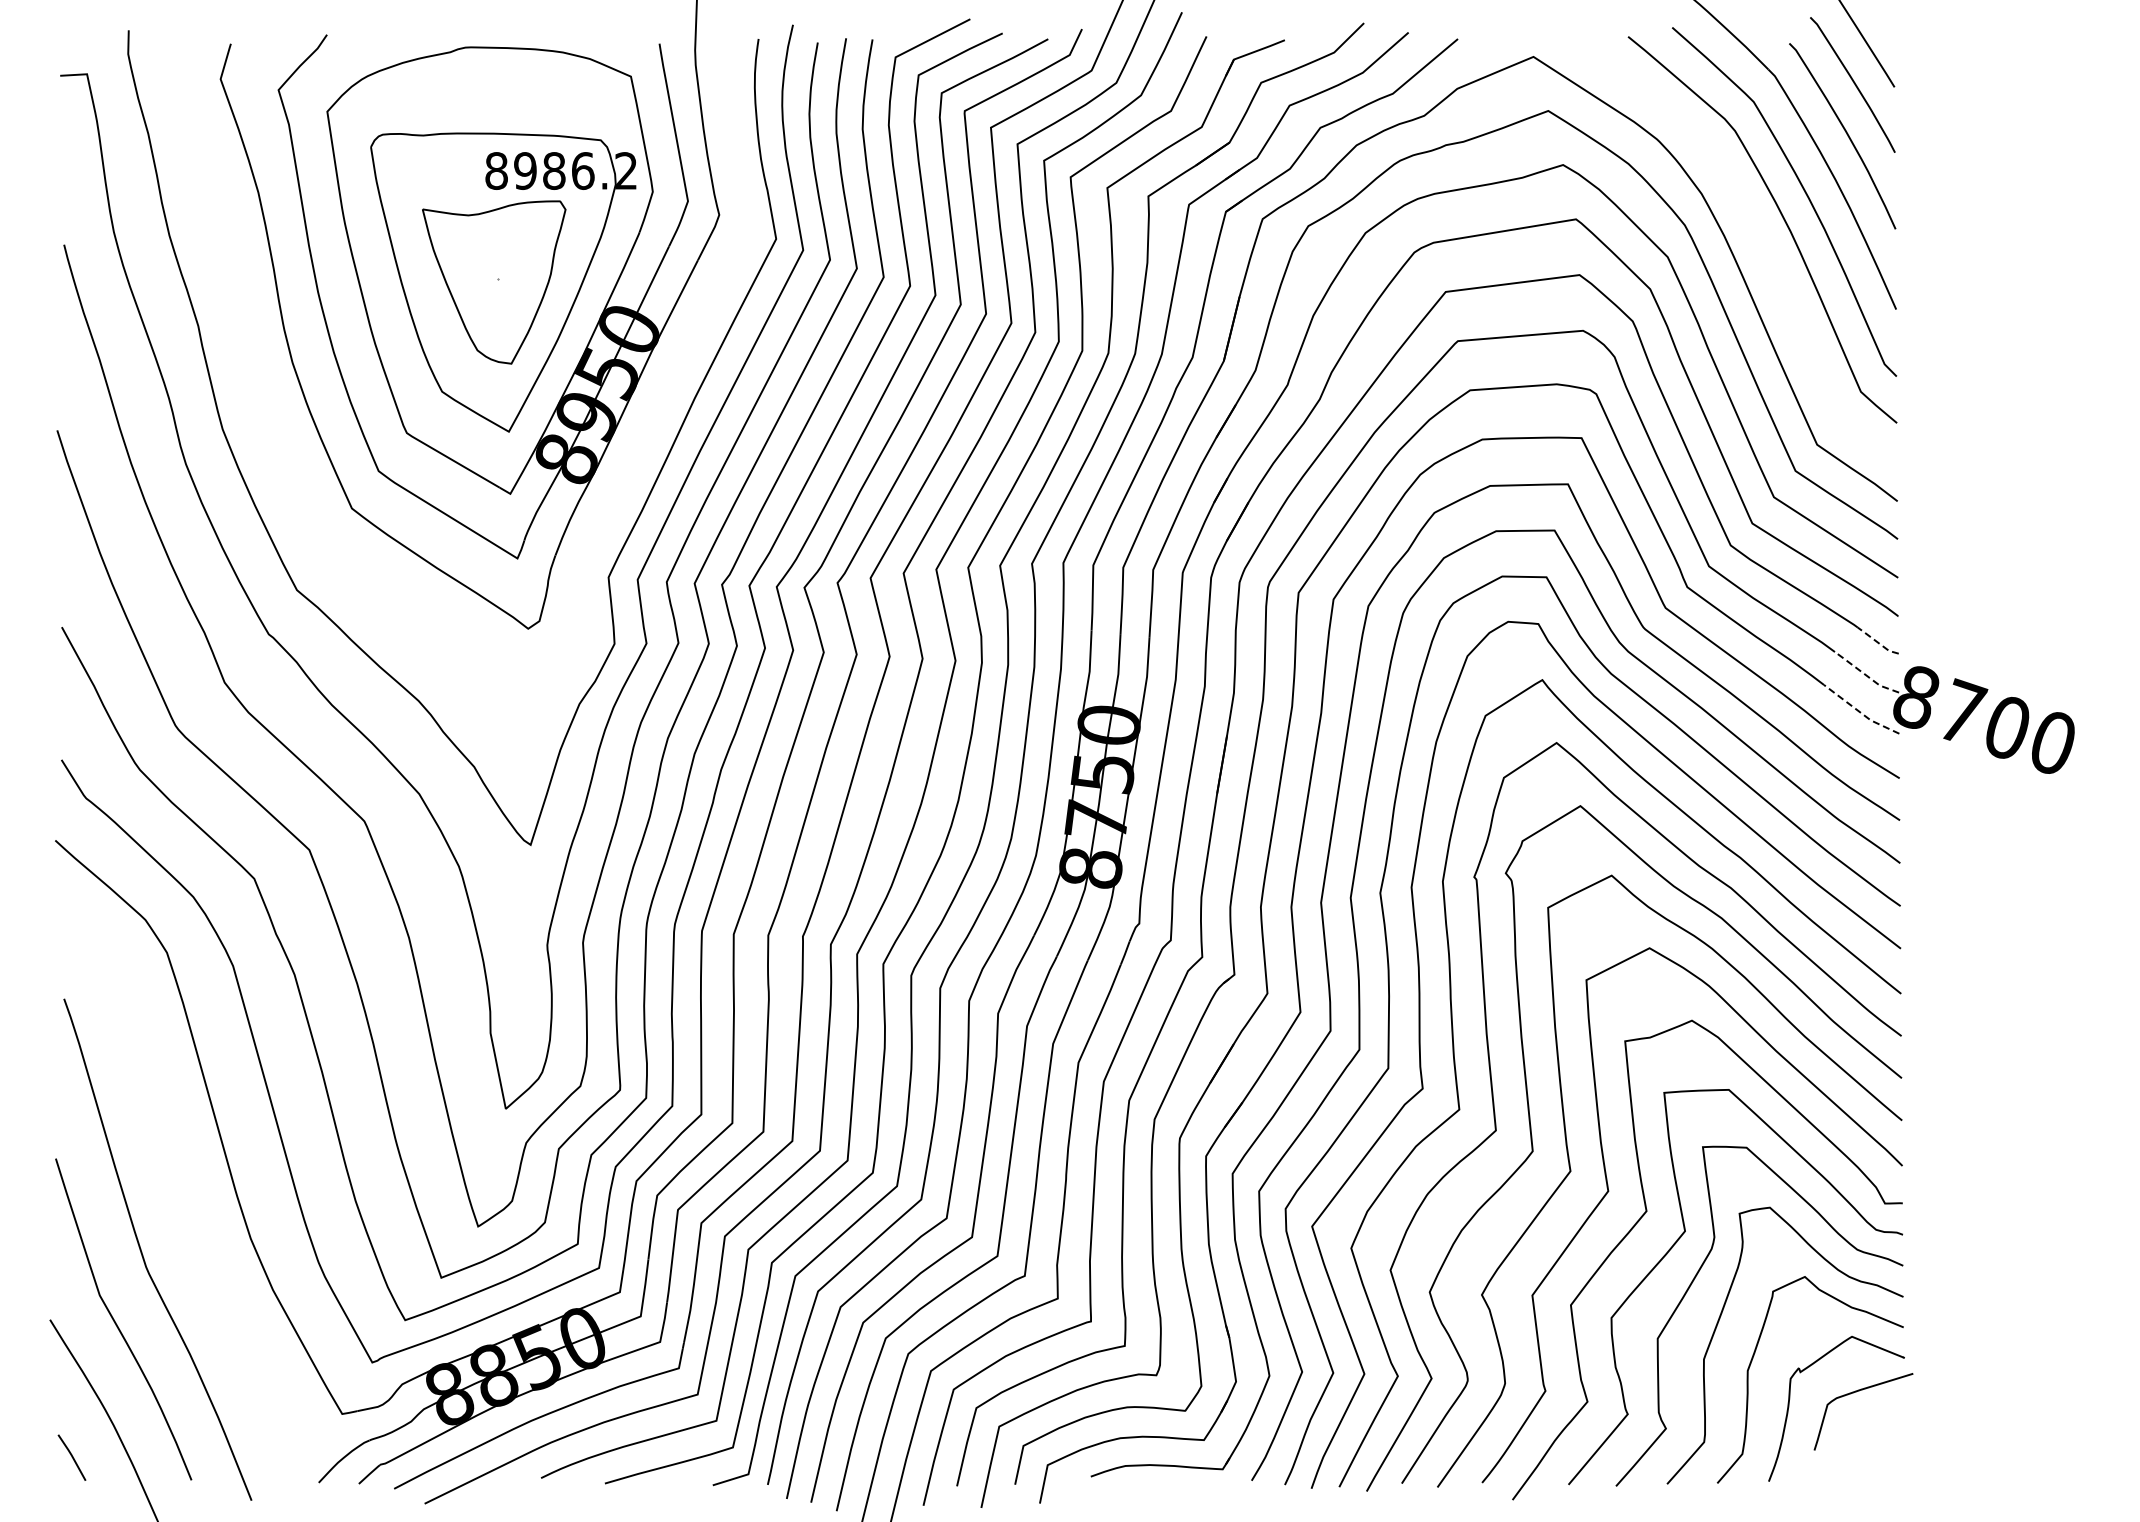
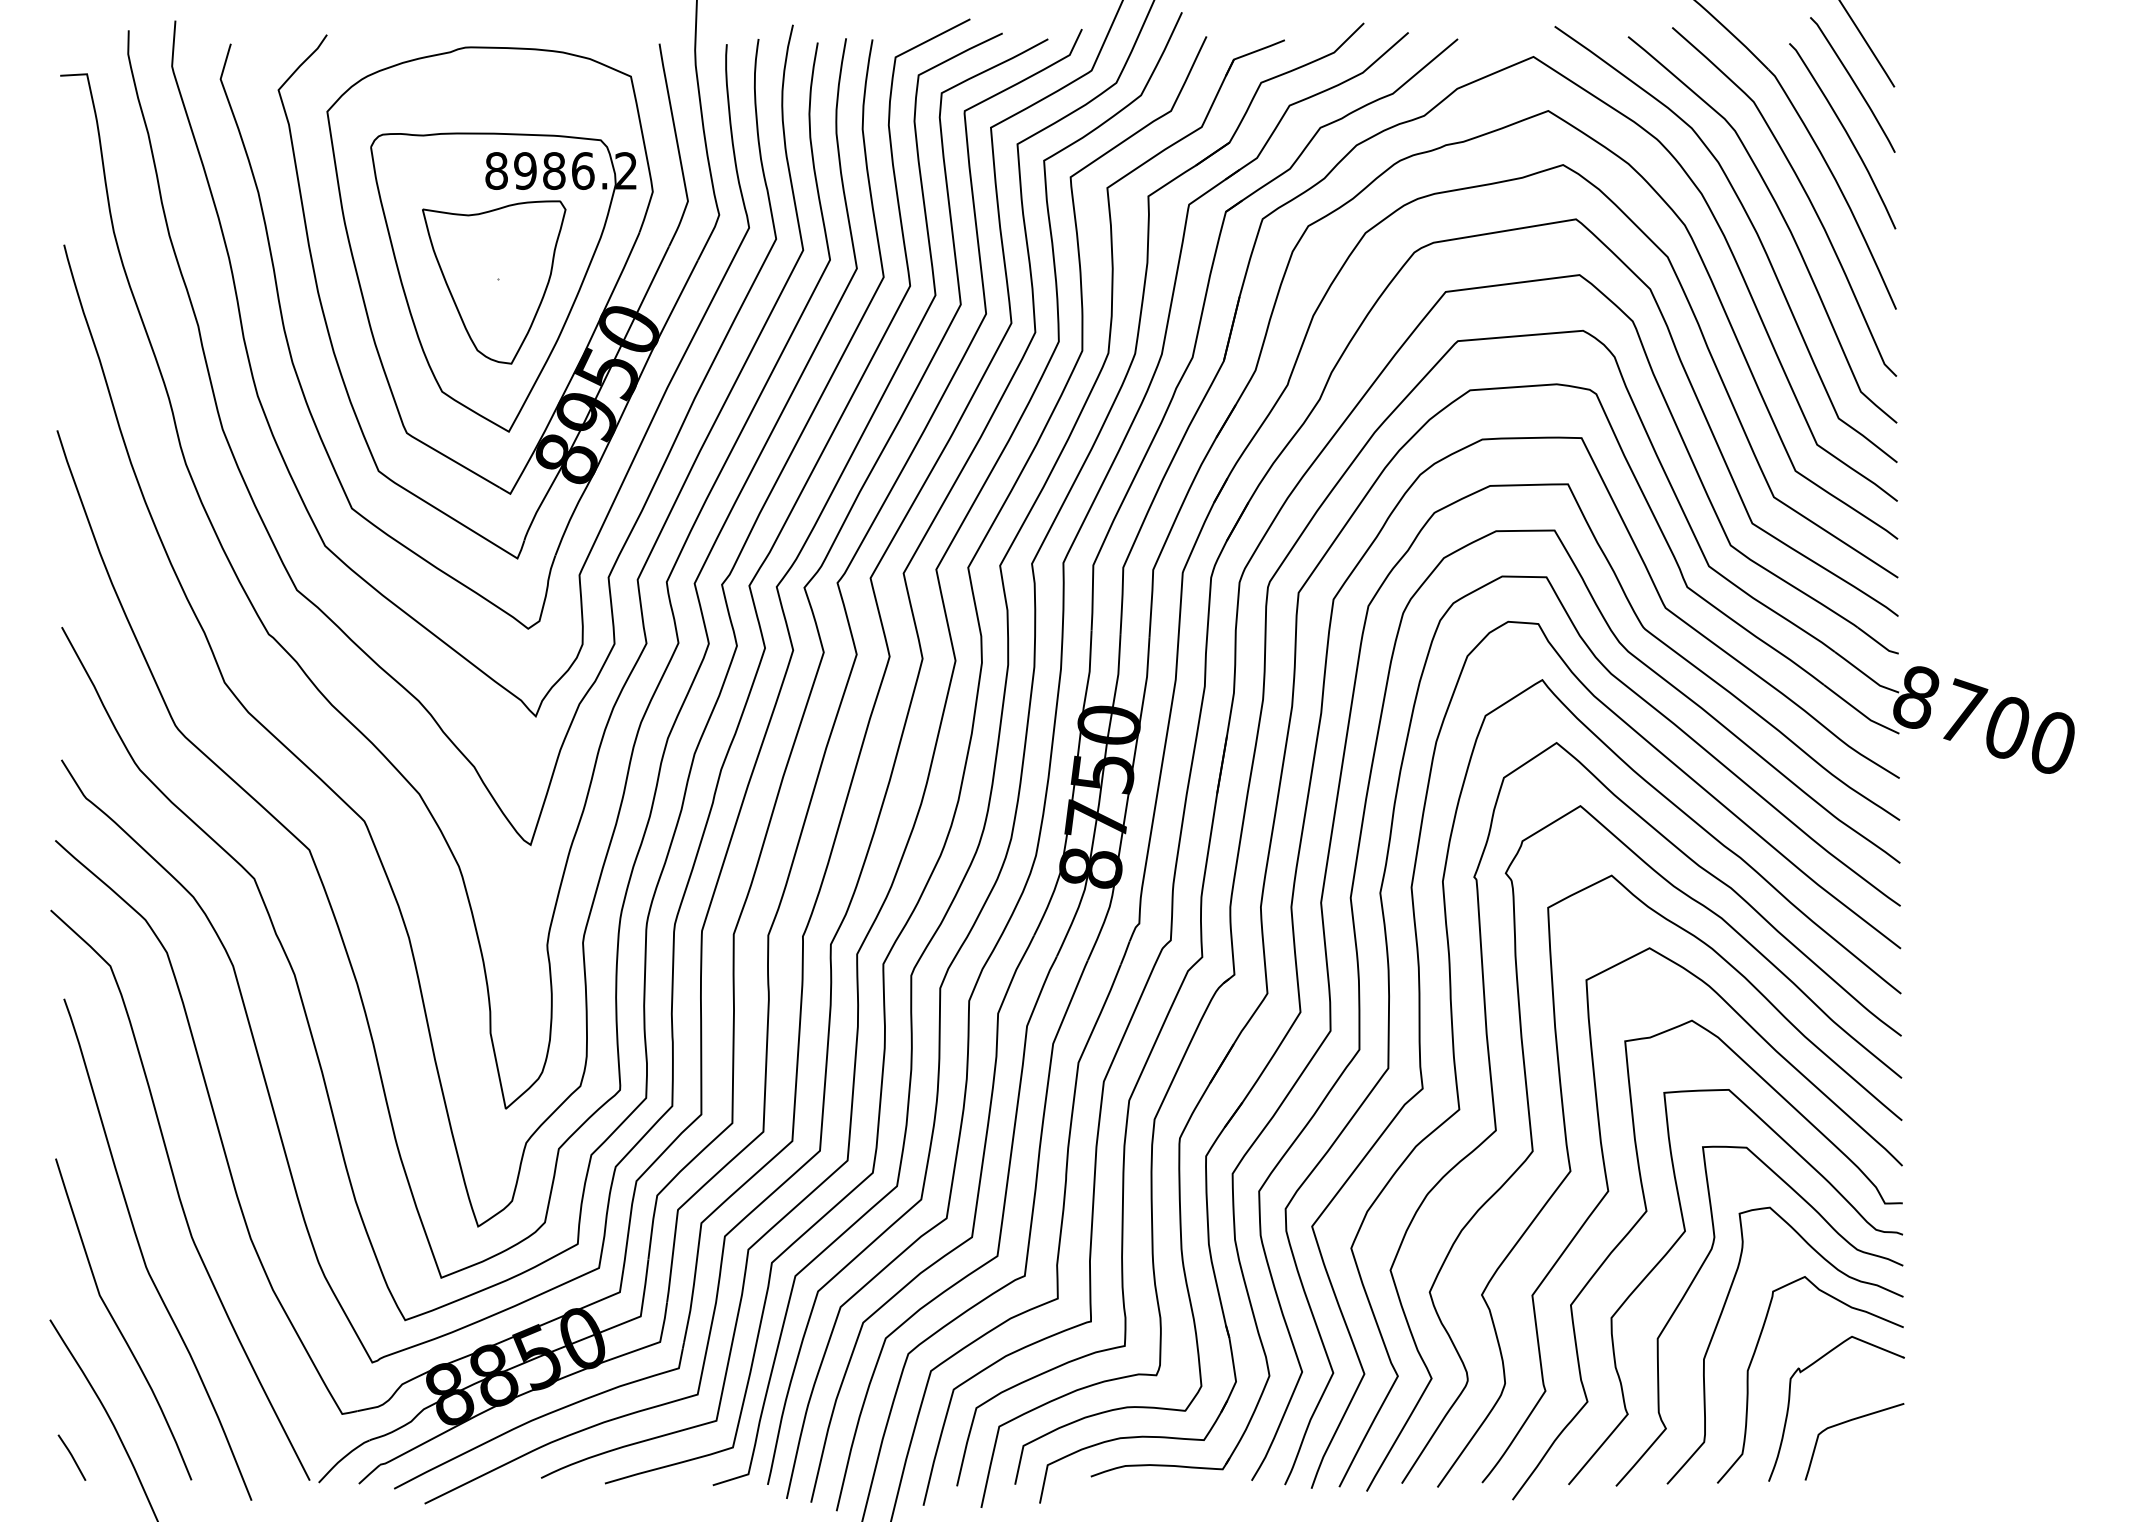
curve: none -> present (1752, 227)
curve: none -> present (636, 450)
line: dashed -> solid (1877, 642)
line: dashed -> solid (1865, 674)
line: dashed -> solid (1860, 712)
curve: none -> present (179, 1194)
curve position: (1856, 1392) -> (1847, 1422) (1847, 1422)
